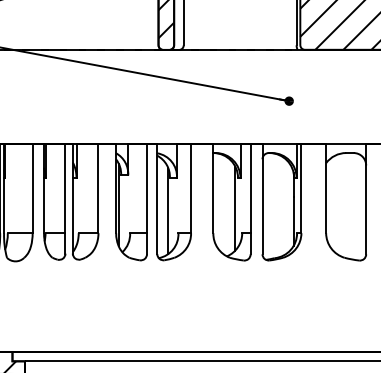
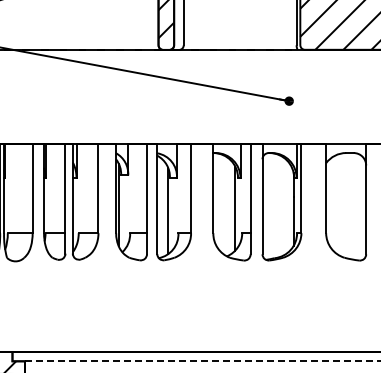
line: solid -> dashed (202, 361)
